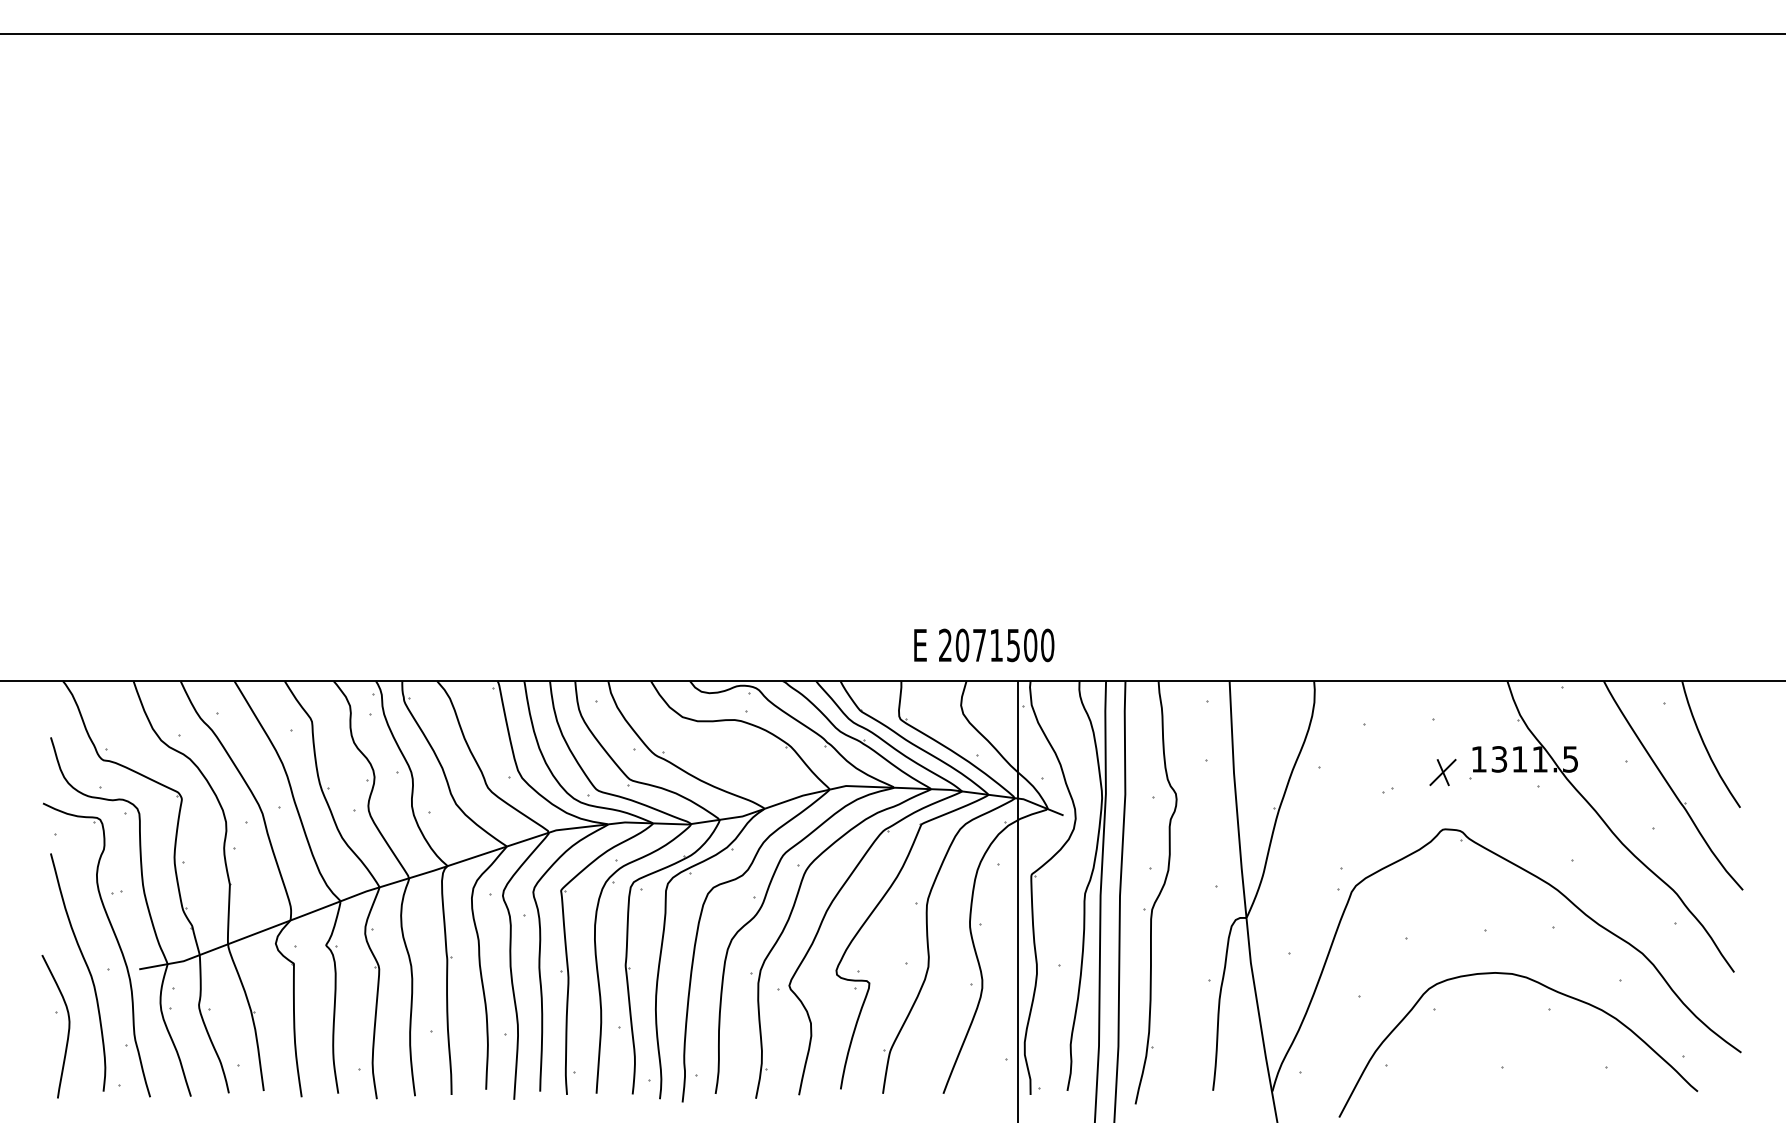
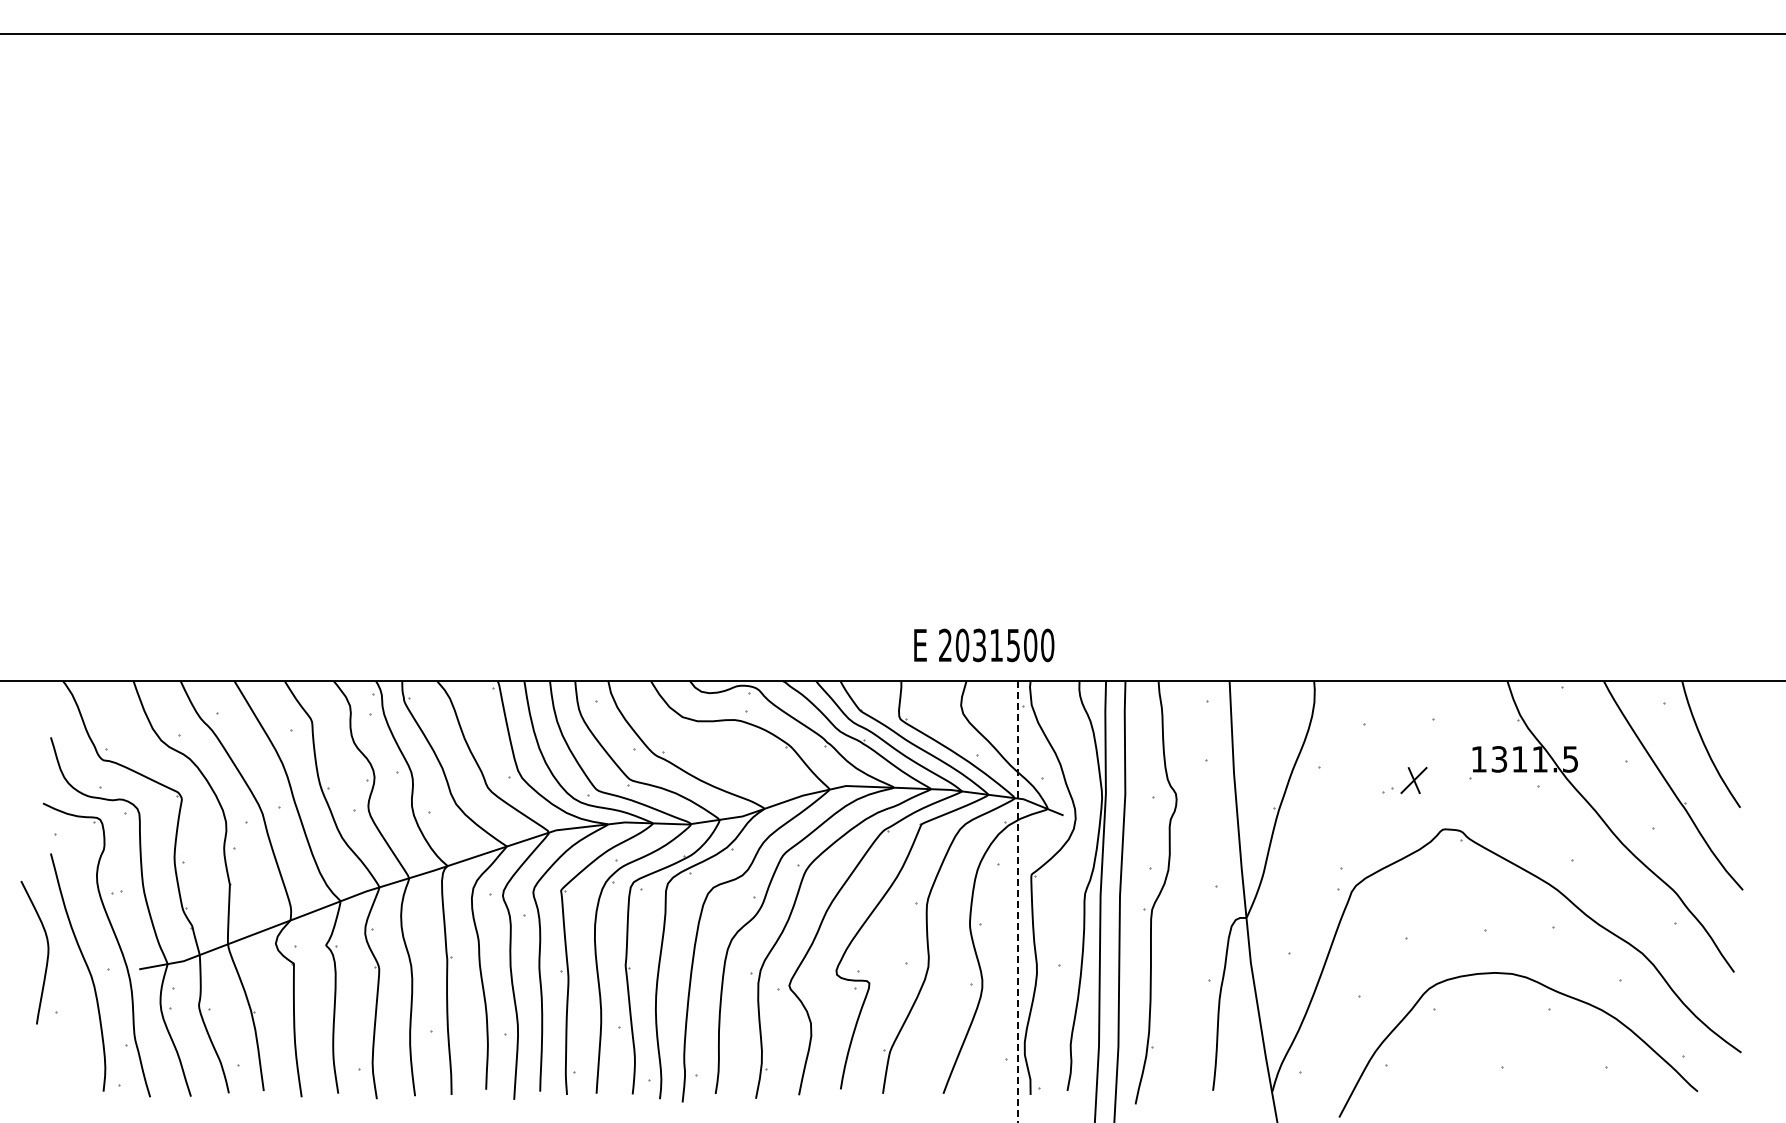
text: 2071500 -> 2031500 (979, 645)
part position: (1442, 772) -> (1413, 780) (1413, 780)
line: solid -> dashed (1017, 900)
curve position: (68, 1026) -> (47, 952) (47, 952)
